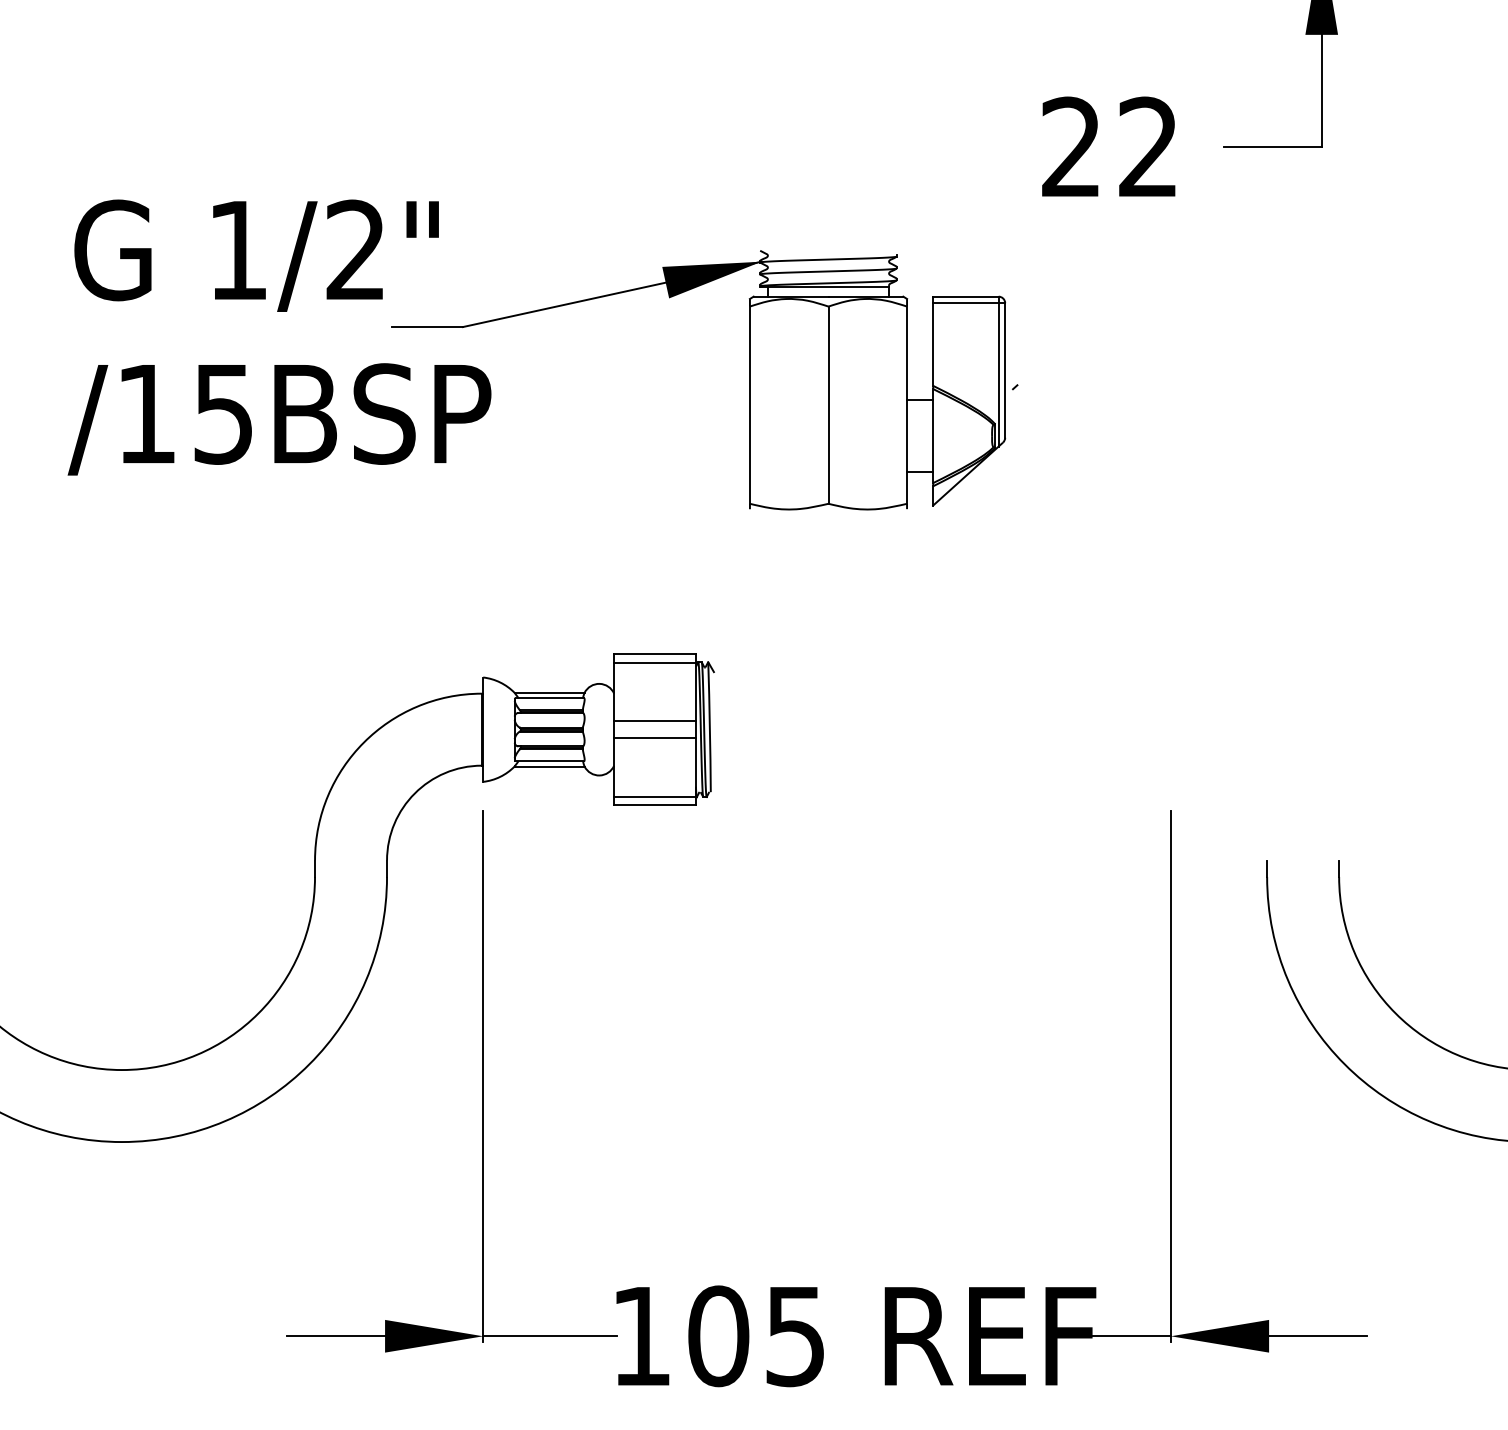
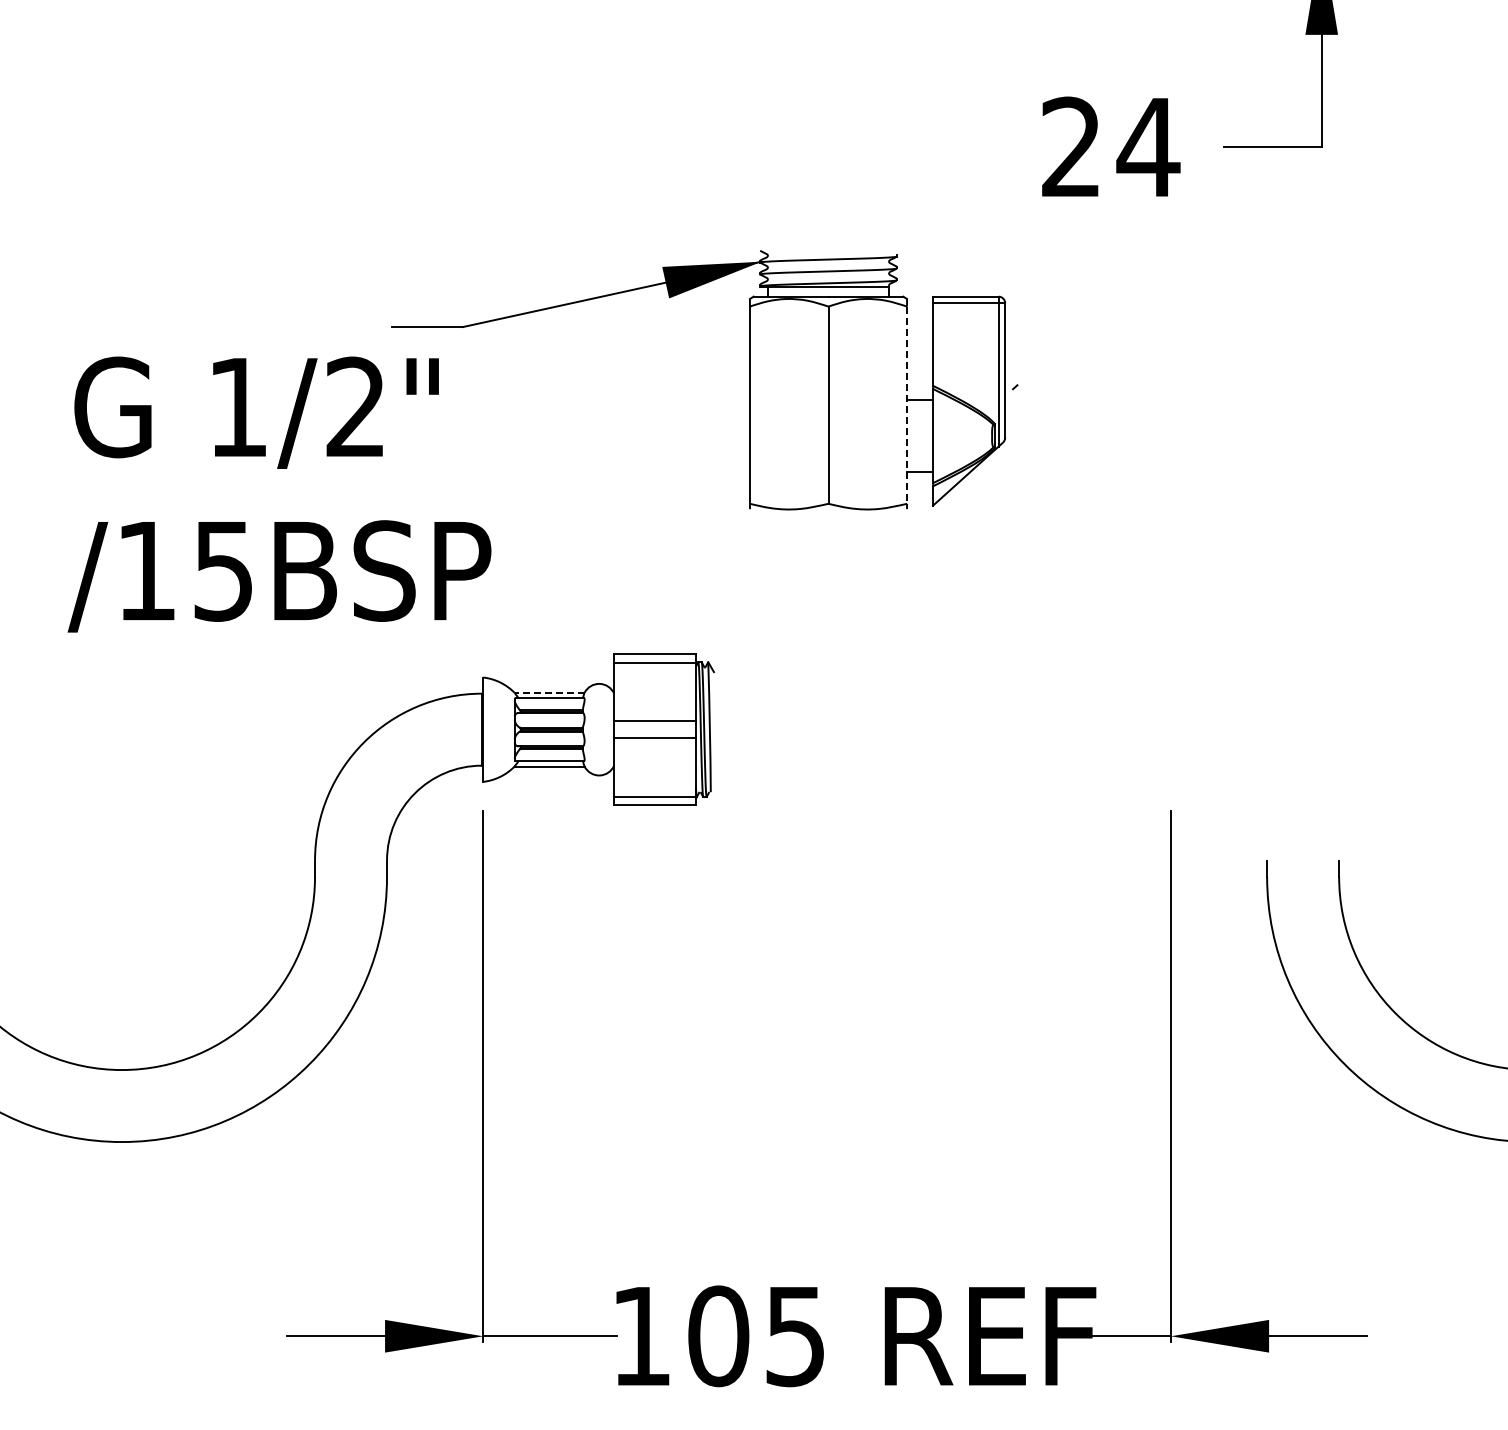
text: 22 -> 24 (1148, 146)
text position: (279, 337) -> (279, 494) (279, 494)
line: solid -> dashed (907, 405)
line: solid -> dashed (549, 692)
